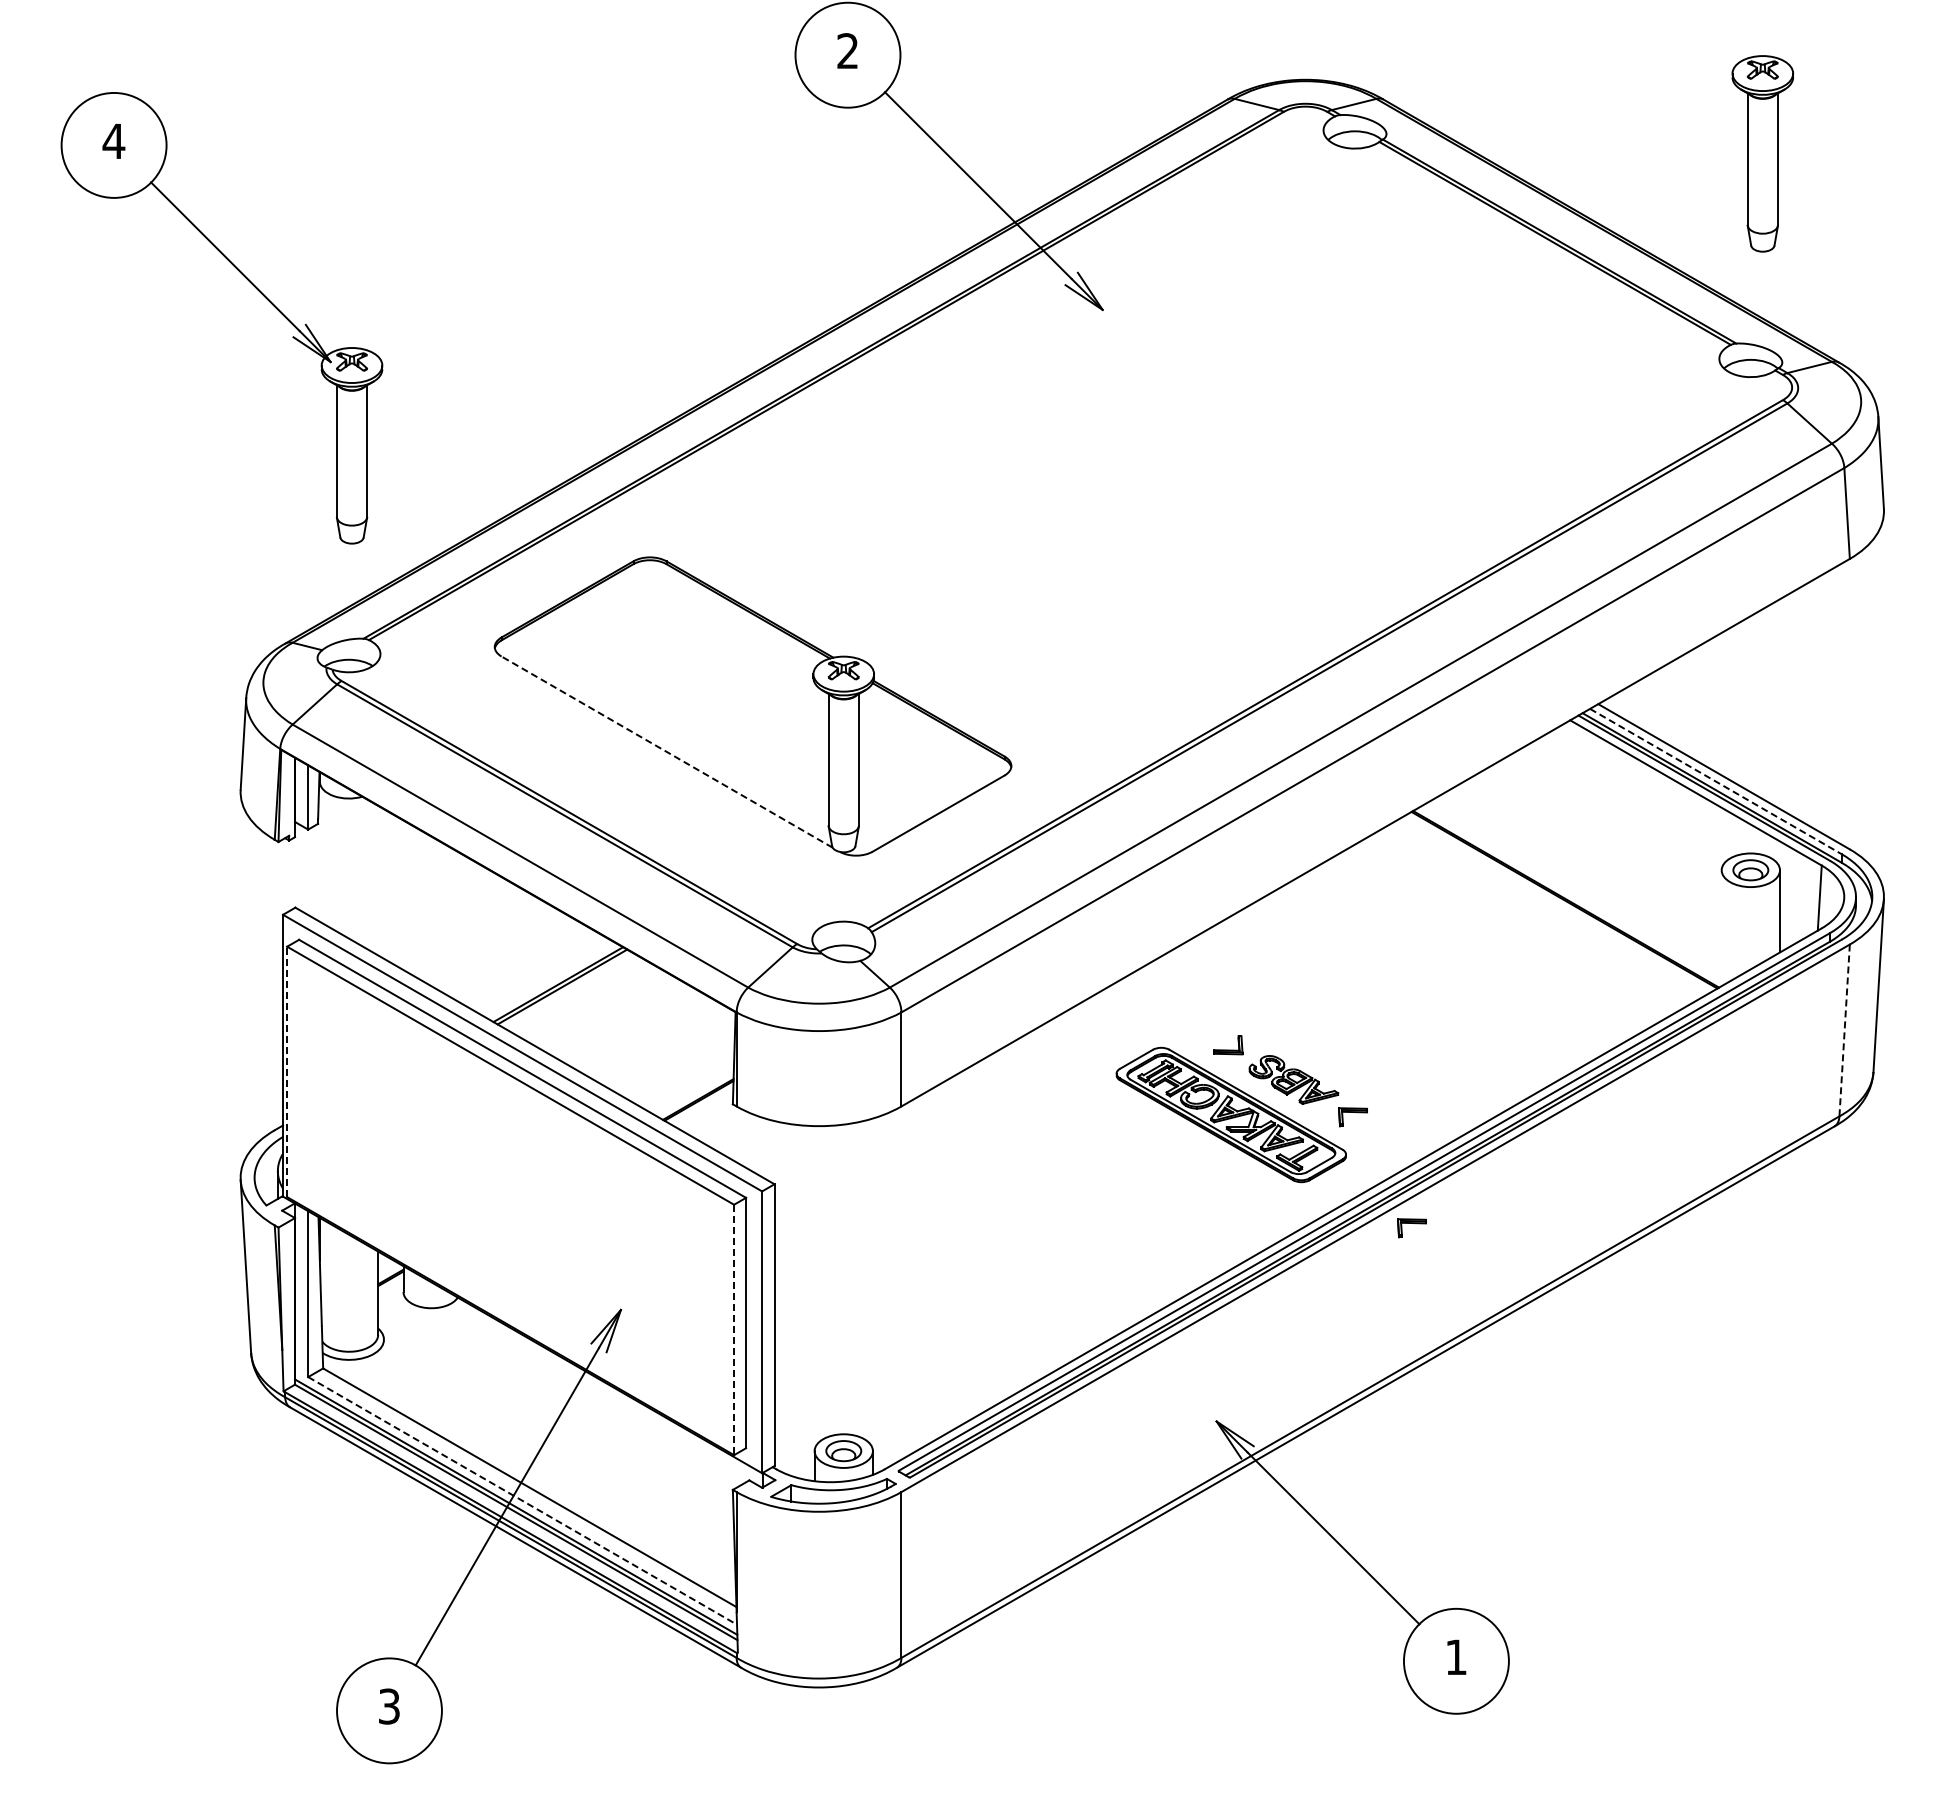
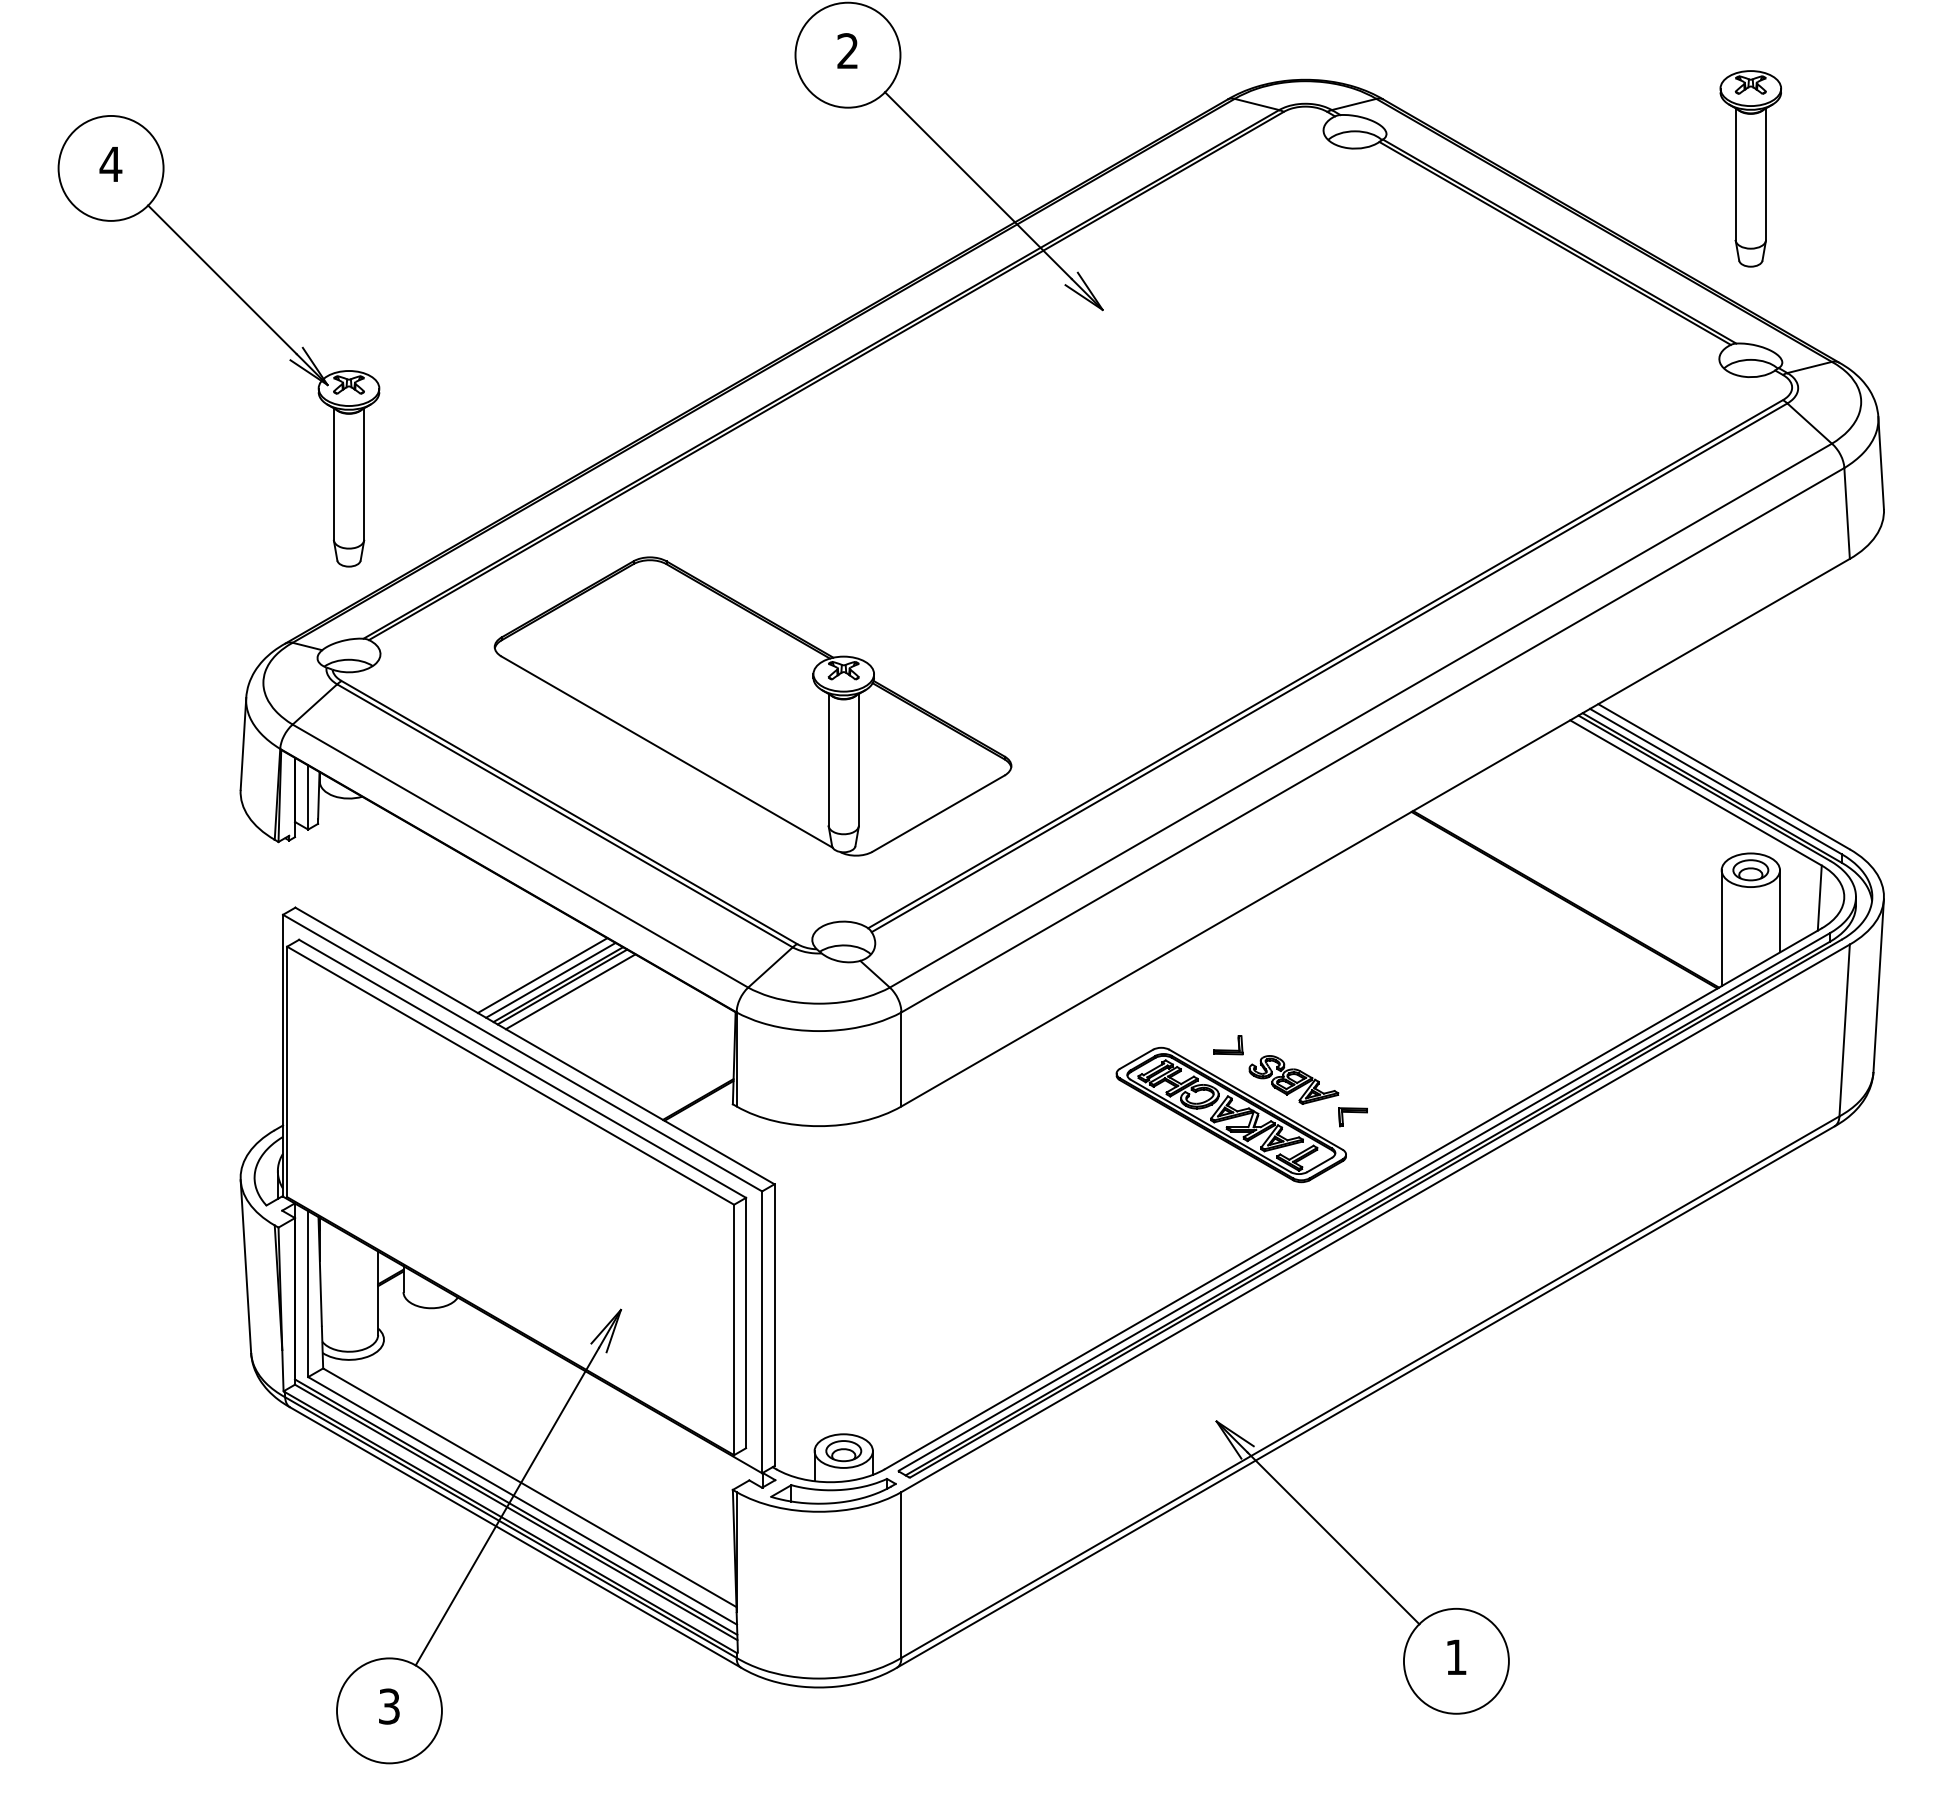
part position: (1762, 153) -> (1750, 168) (1750, 168)
part position: (253, 286) -> (250, 309) (250, 309)
line: dashed -> solid (666, 751)
line: dashed -> solid (1716, 781)
line: none -> present (1721, 928)
line: none -> present (542, 975)
line: none -> present (550, 979)
line: none -> present (570, 991)
line: dashed -> solid (1844, 1030)
line: dashed -> solid (287, 1071)
part: present -> none (1411, 1228)
line: dashed -> solid (734, 1330)
line: dashed -> solid (522, 1500)
